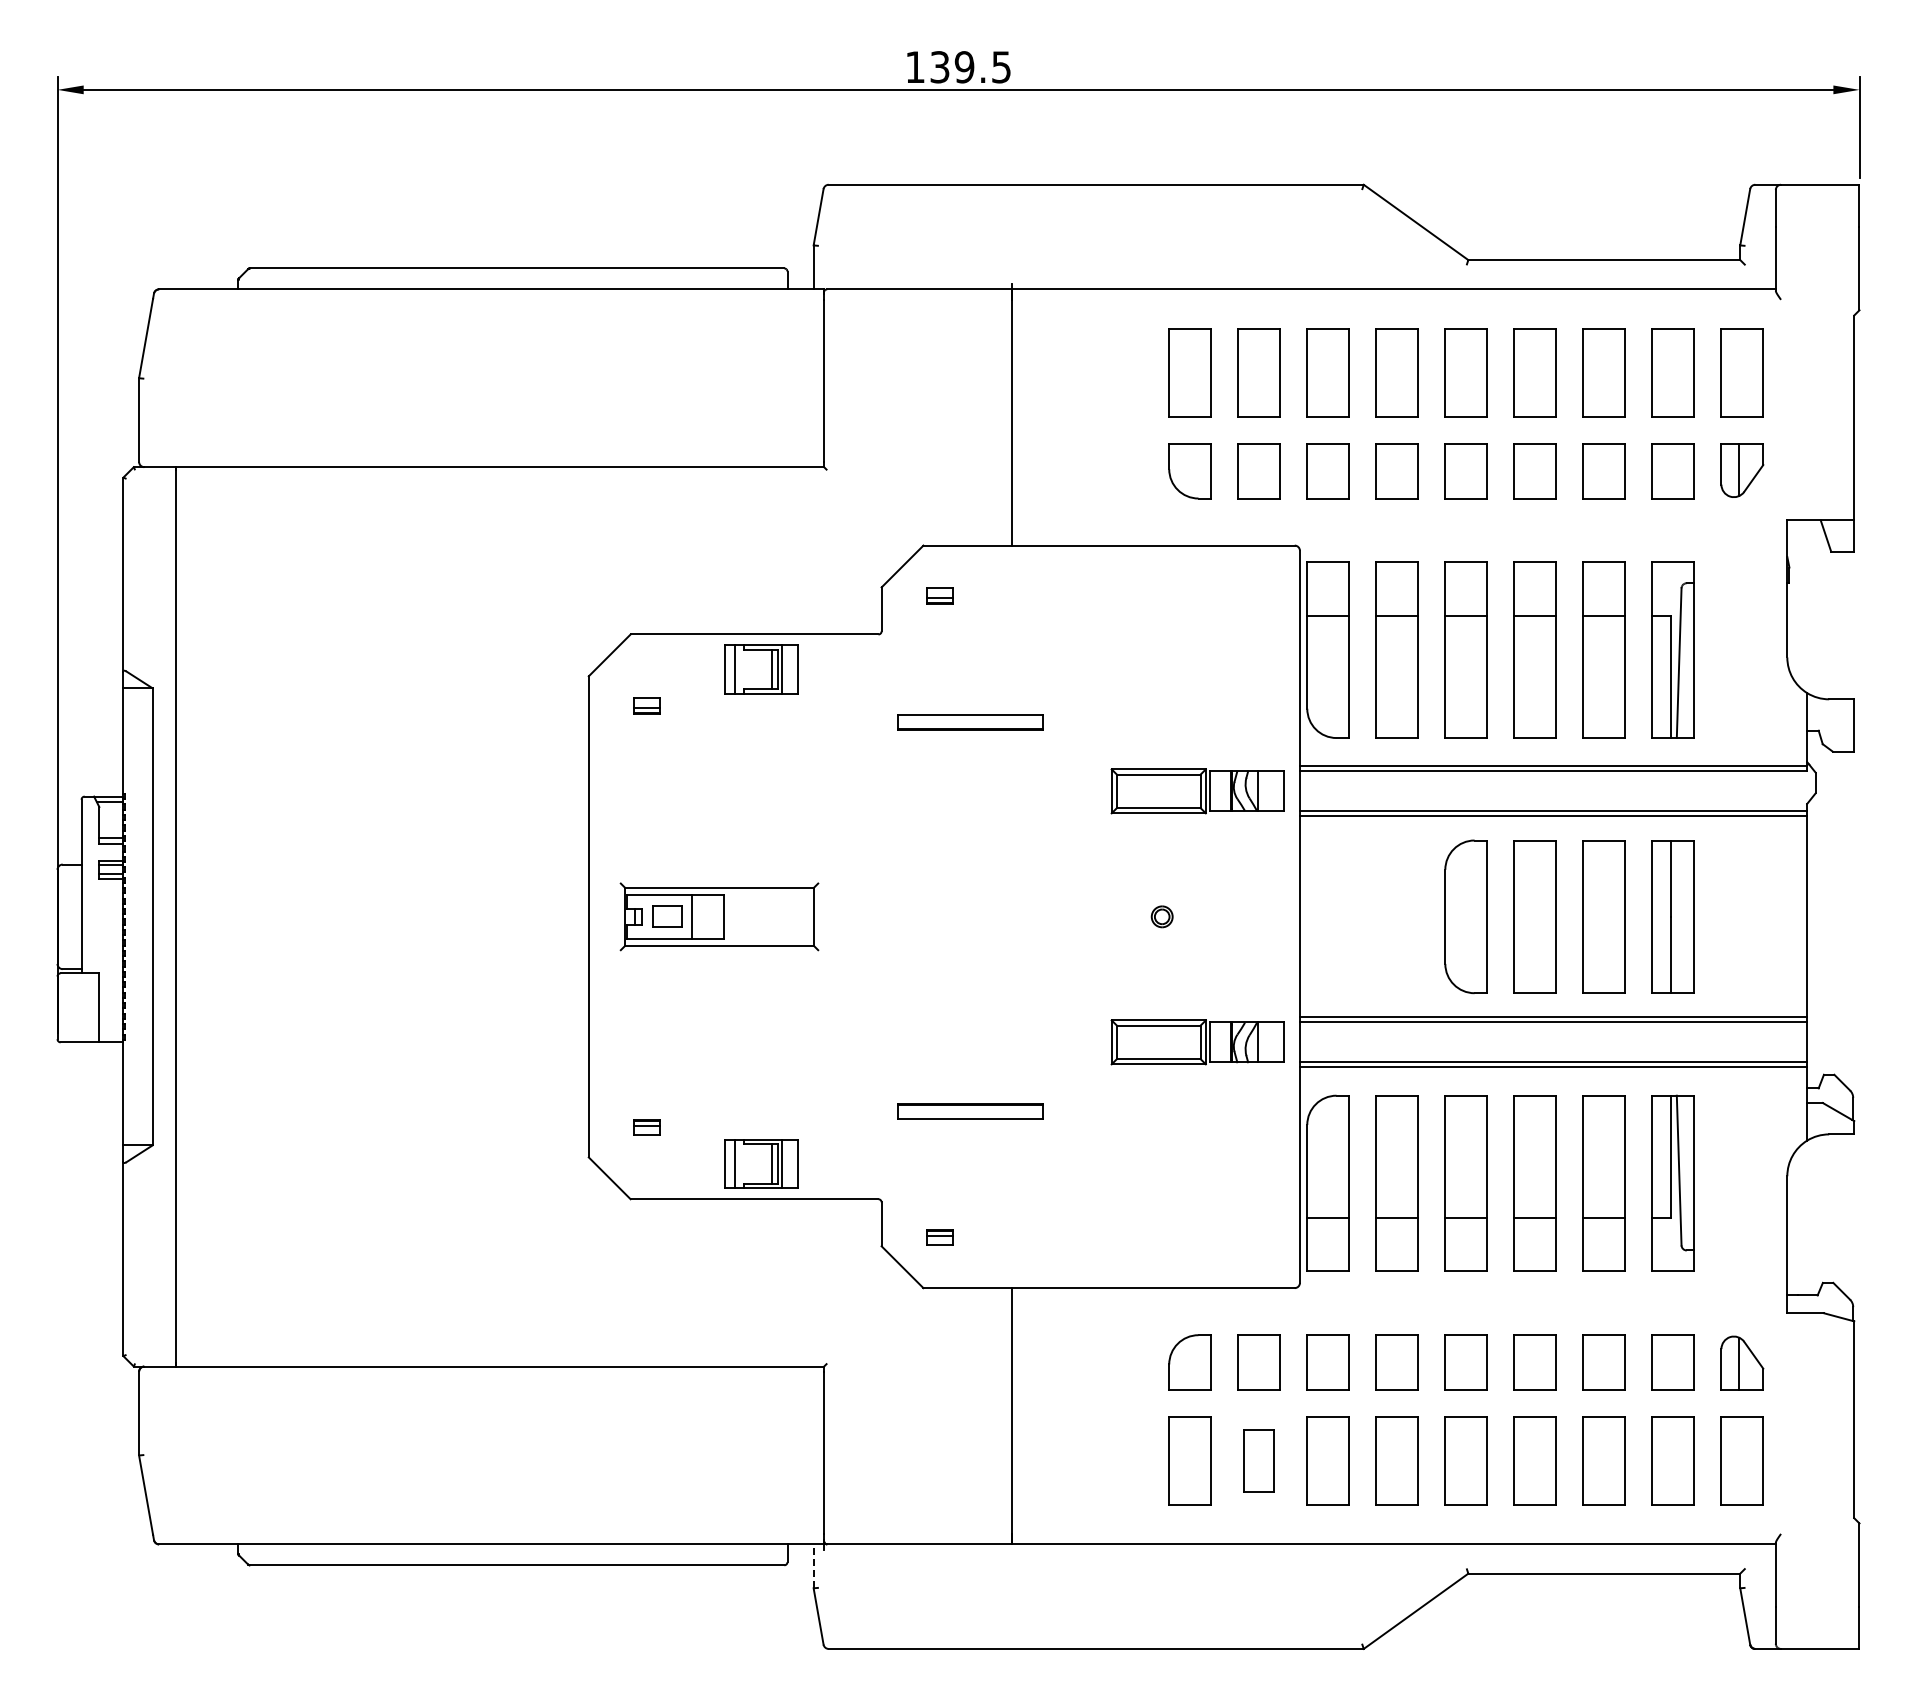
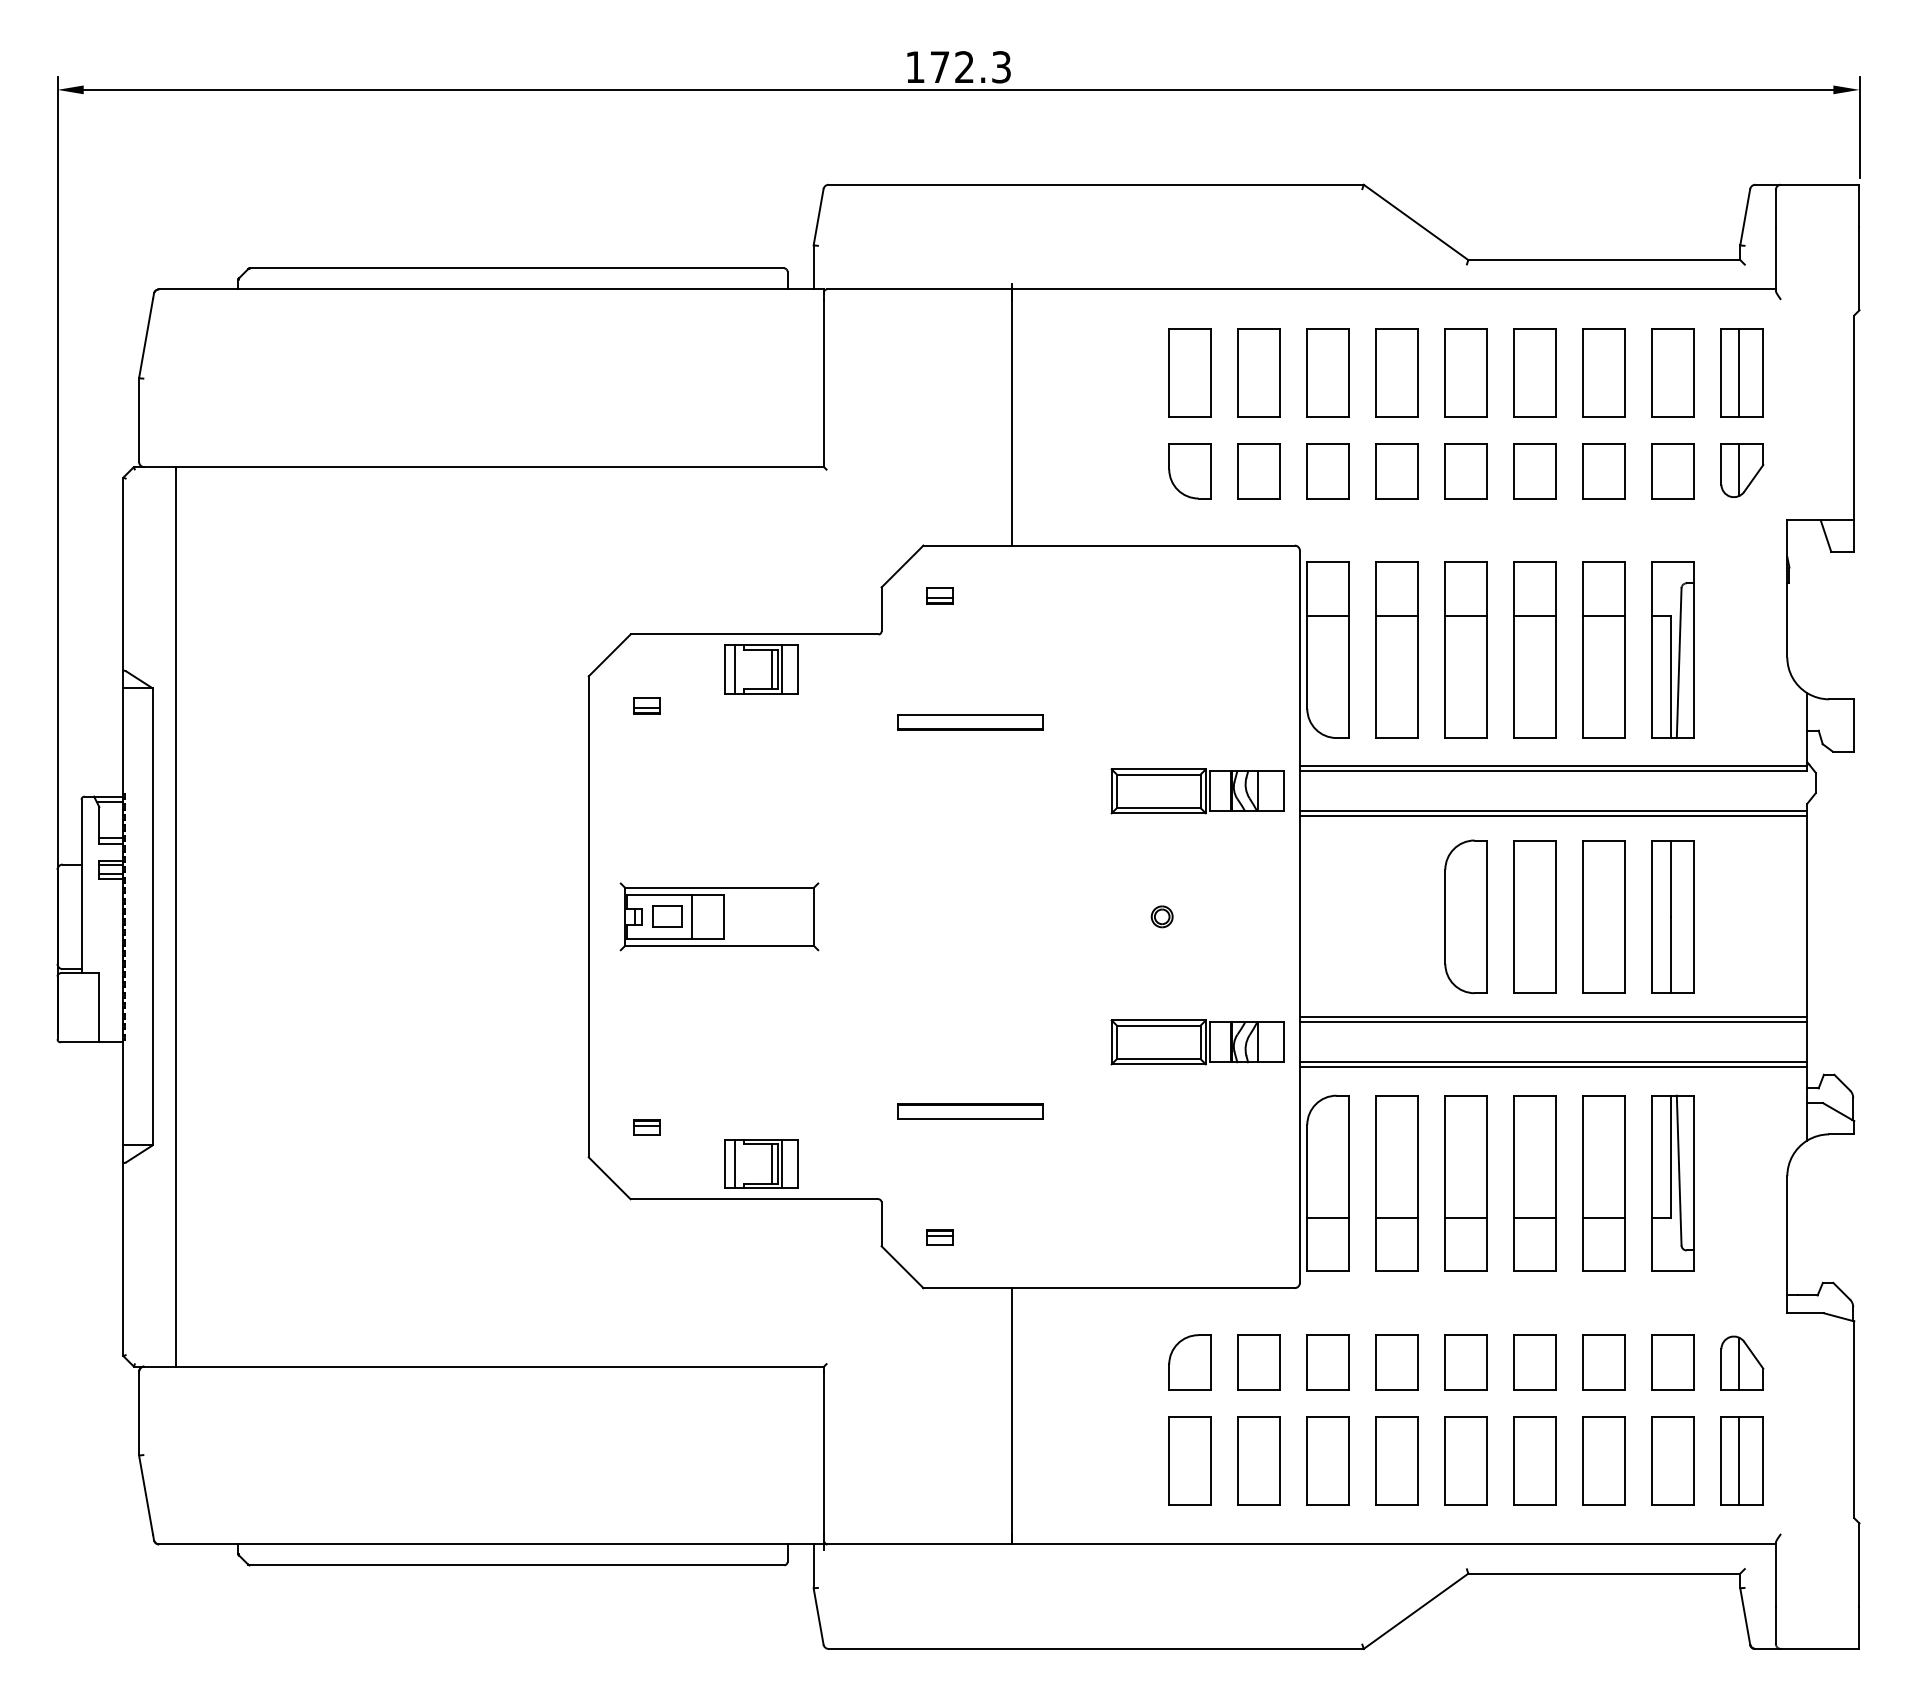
text: 139.5 -> 172.3 (970, 67)
line: none -> present (1739, 372)
part size: 32x64 px -> 44x90 px (1258, 1460)
line: none -> present (1739, 1460)
line: dashed -> solid (813, 1566)
